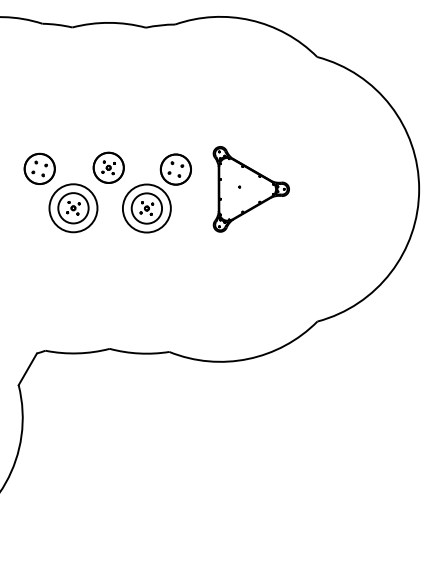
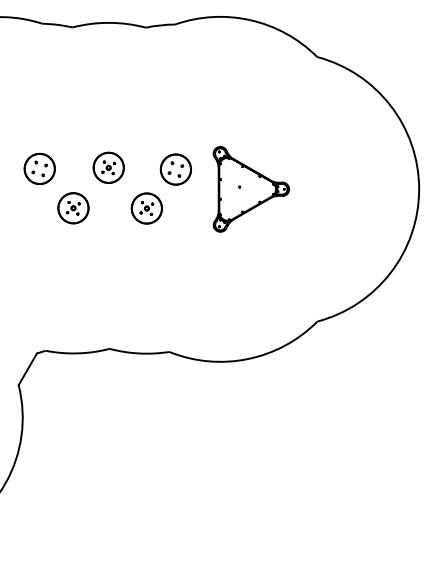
circle diameter: 48 px -> 30 px (73, 208)
circle diameter: 48 px -> 30 px (146, 208)
